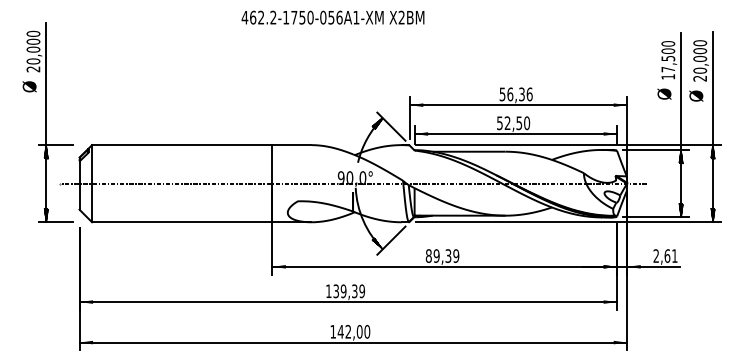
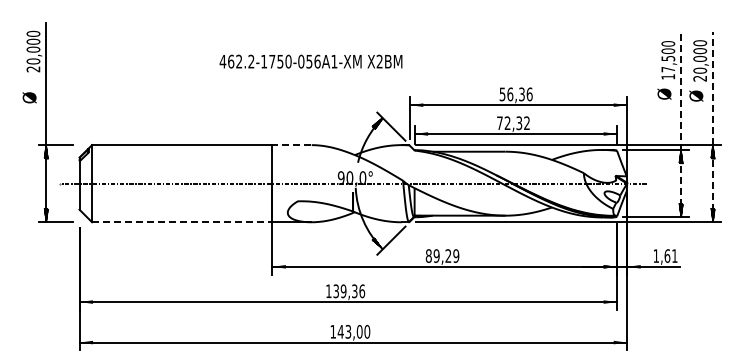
text position: (332, 17) -> (310, 61) (310, 61)
text position: (29, 86) -> (29, 97) (29, 97)
text: 52,50 -> 72,32 (513, 123)
line: solid -> dashed (681, 125)
line: solid -> dashed (712, 126)
line: solid -> dashed (291, 145)
line: solid -> dashed (182, 222)
text: 89,39 -> 89,29 (448, 255)
text: 2,61 -> 1,61 (655, 255)
text: 139,39 -> 139,36 (362, 291)
text: 142,00 -> 143,00 (348, 331)
